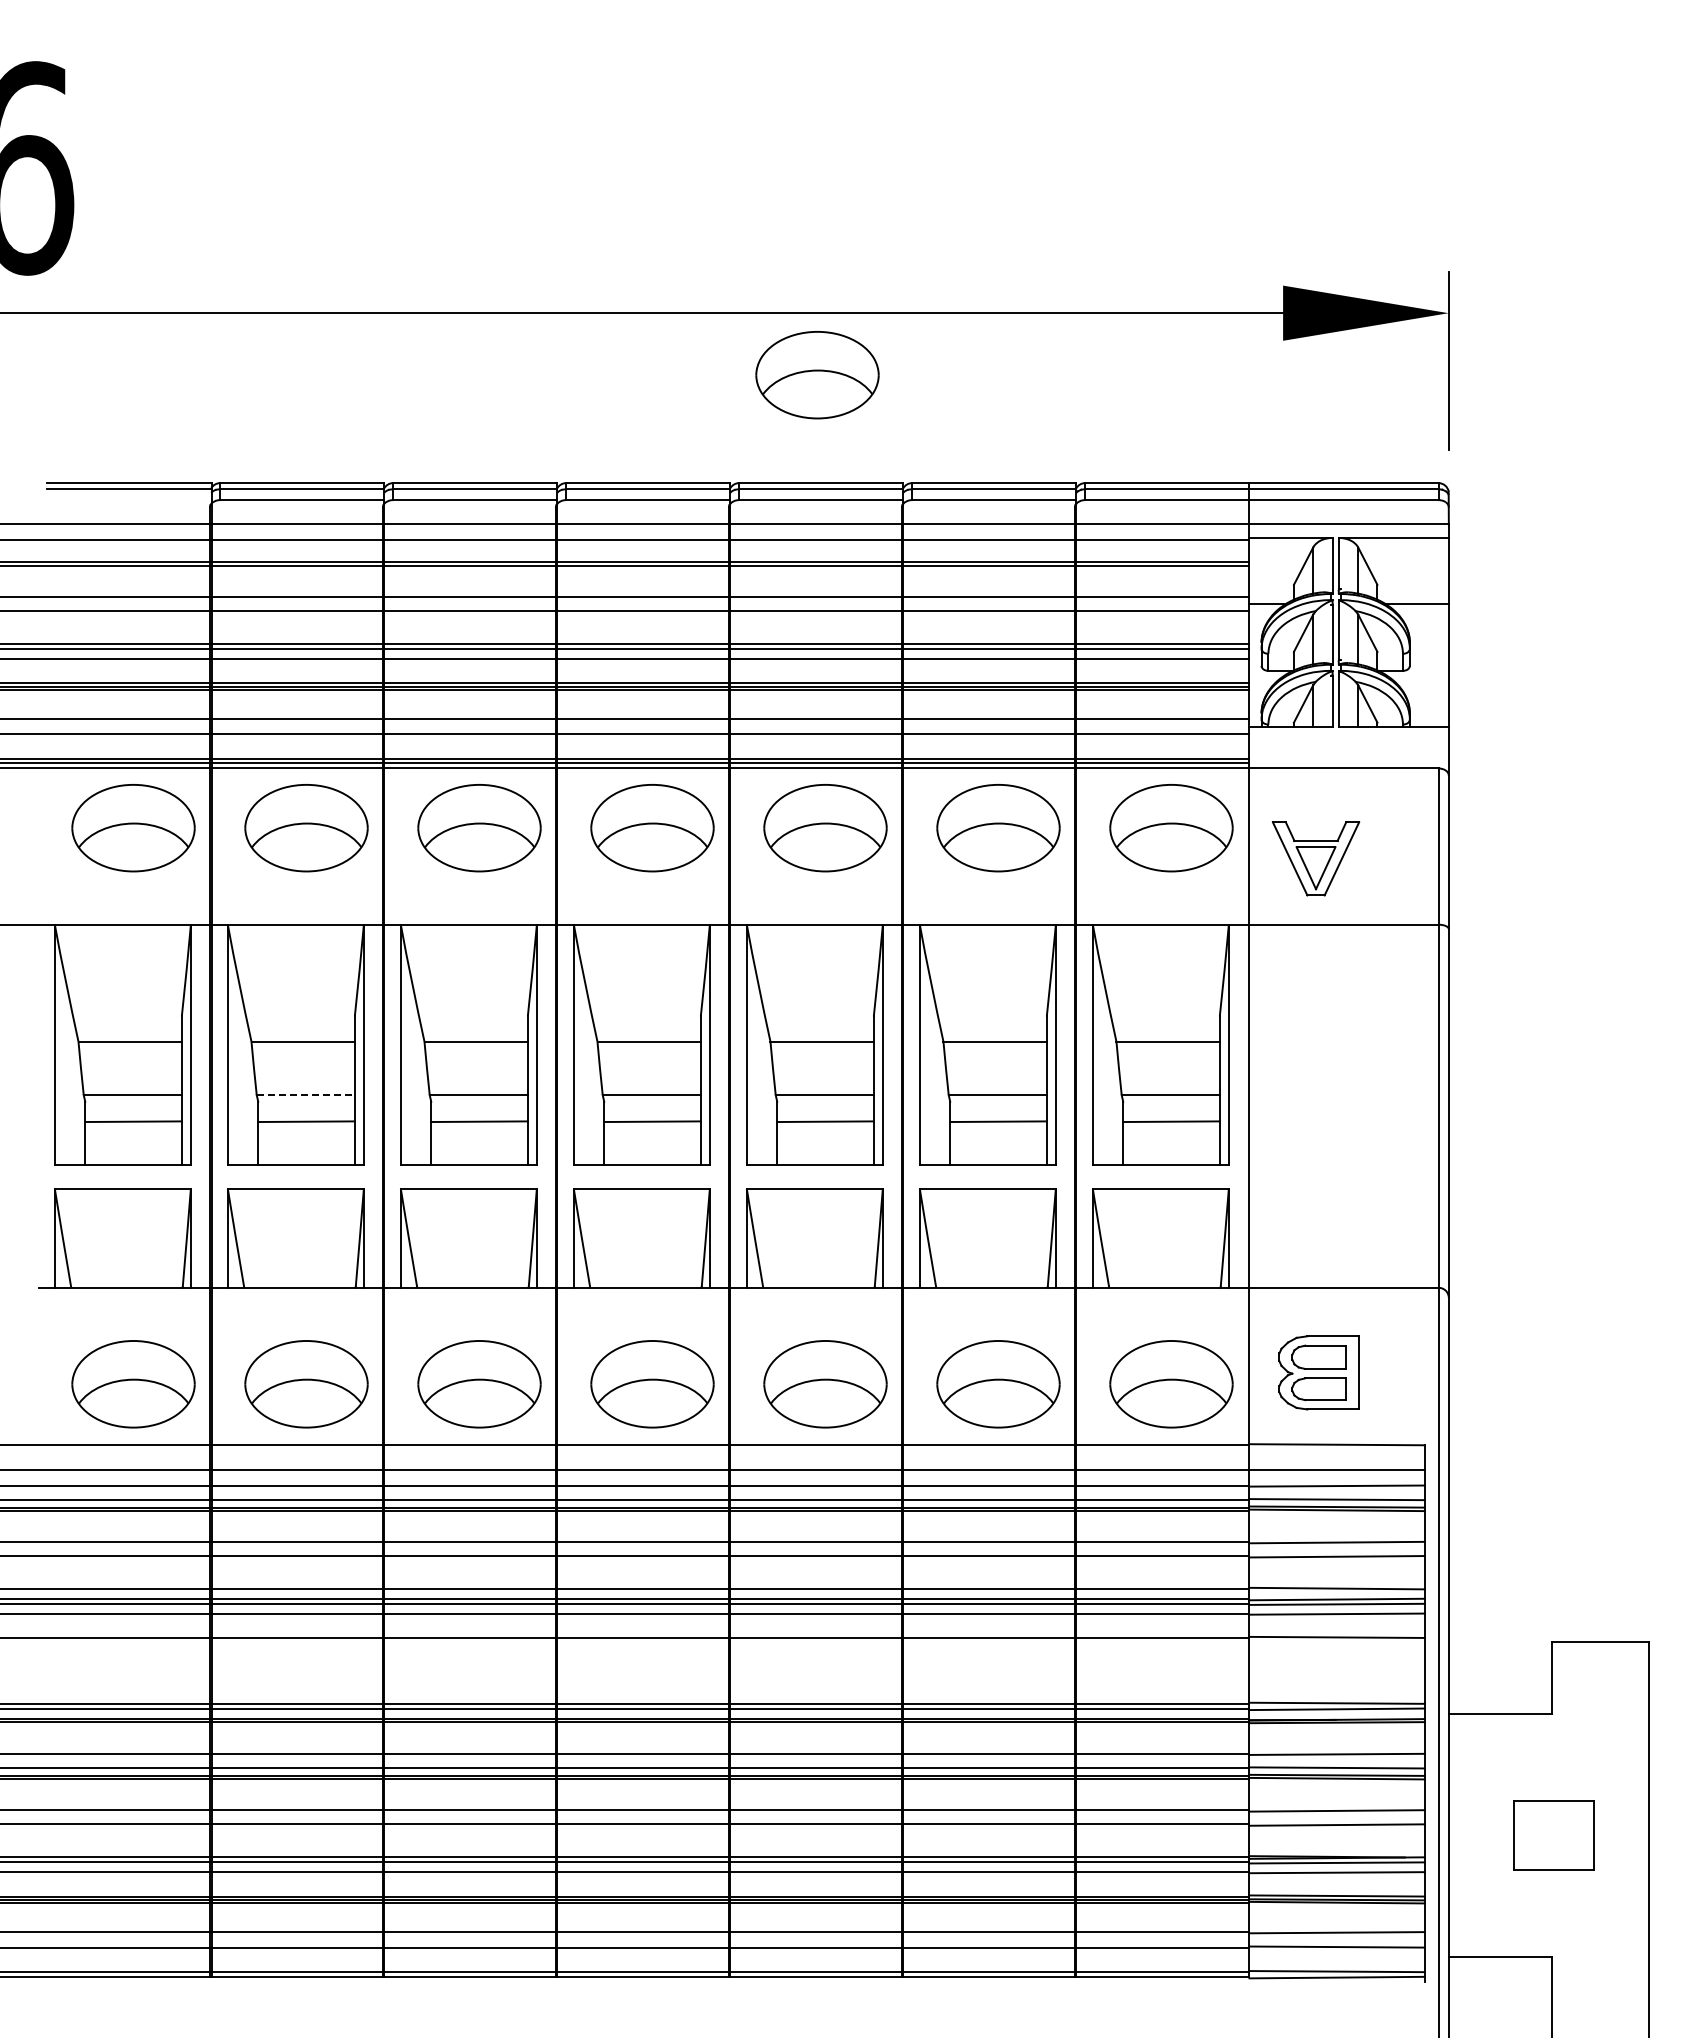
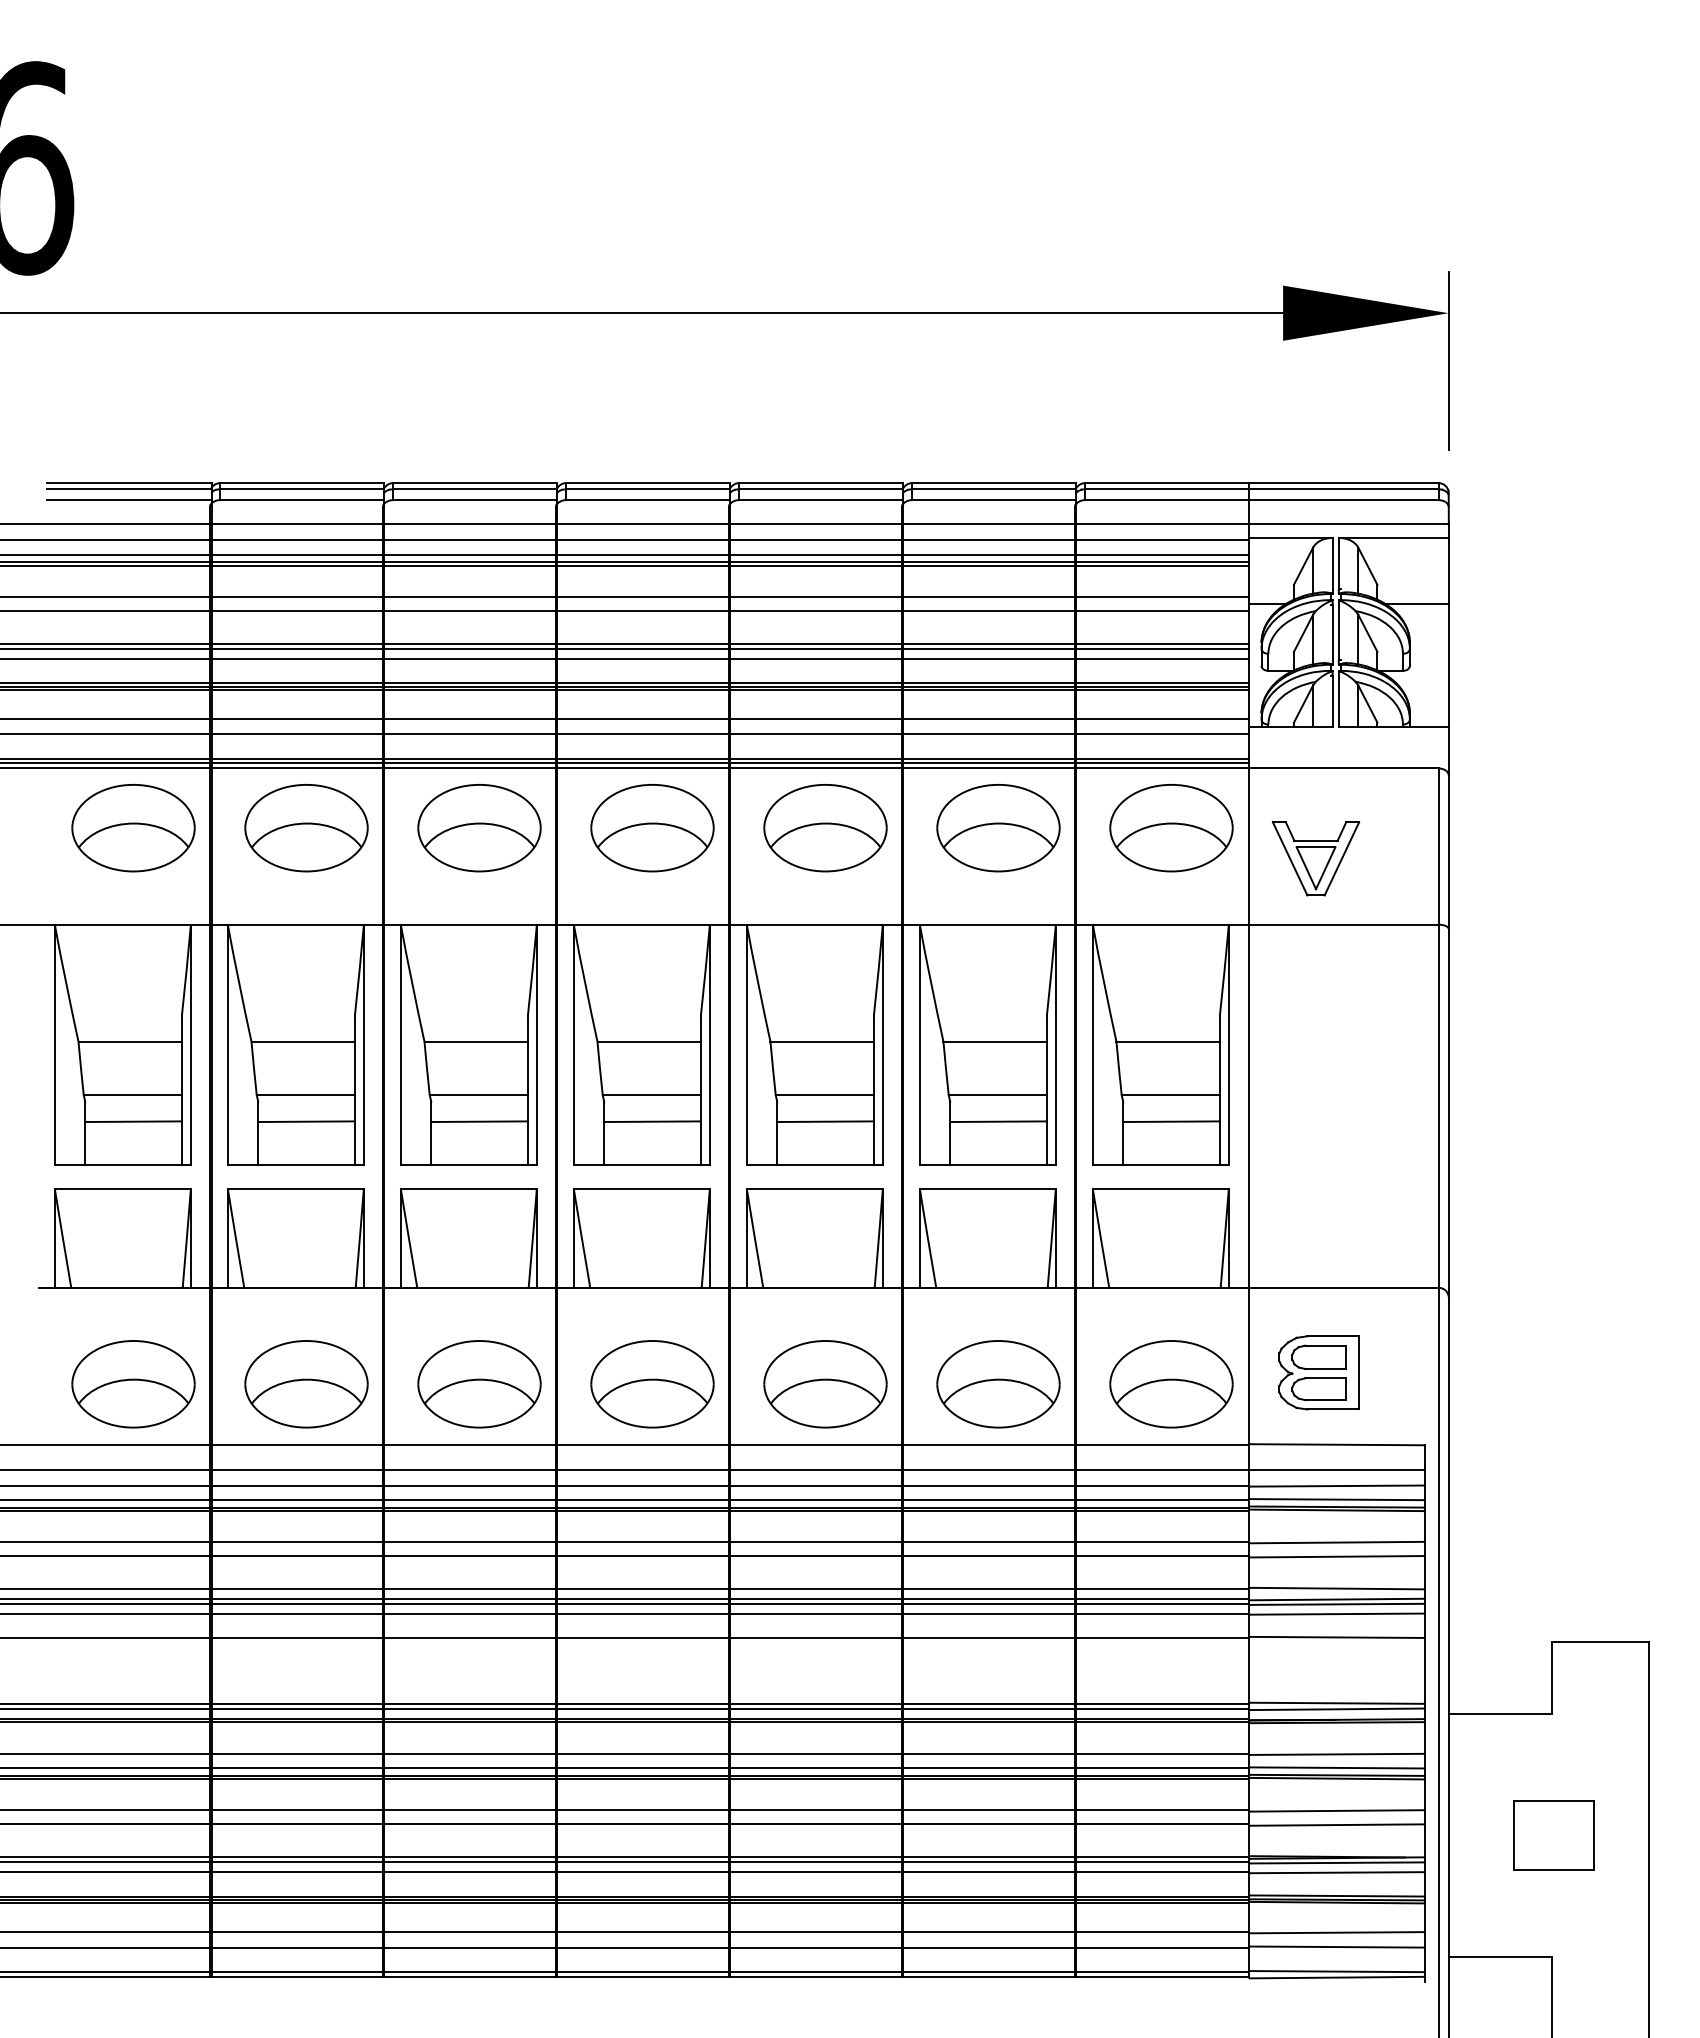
part: present -> none (817, 375)
line: none -> present (129, 500)
line: none -> present (625, 554)
line: dashed -> solid (306, 1095)
